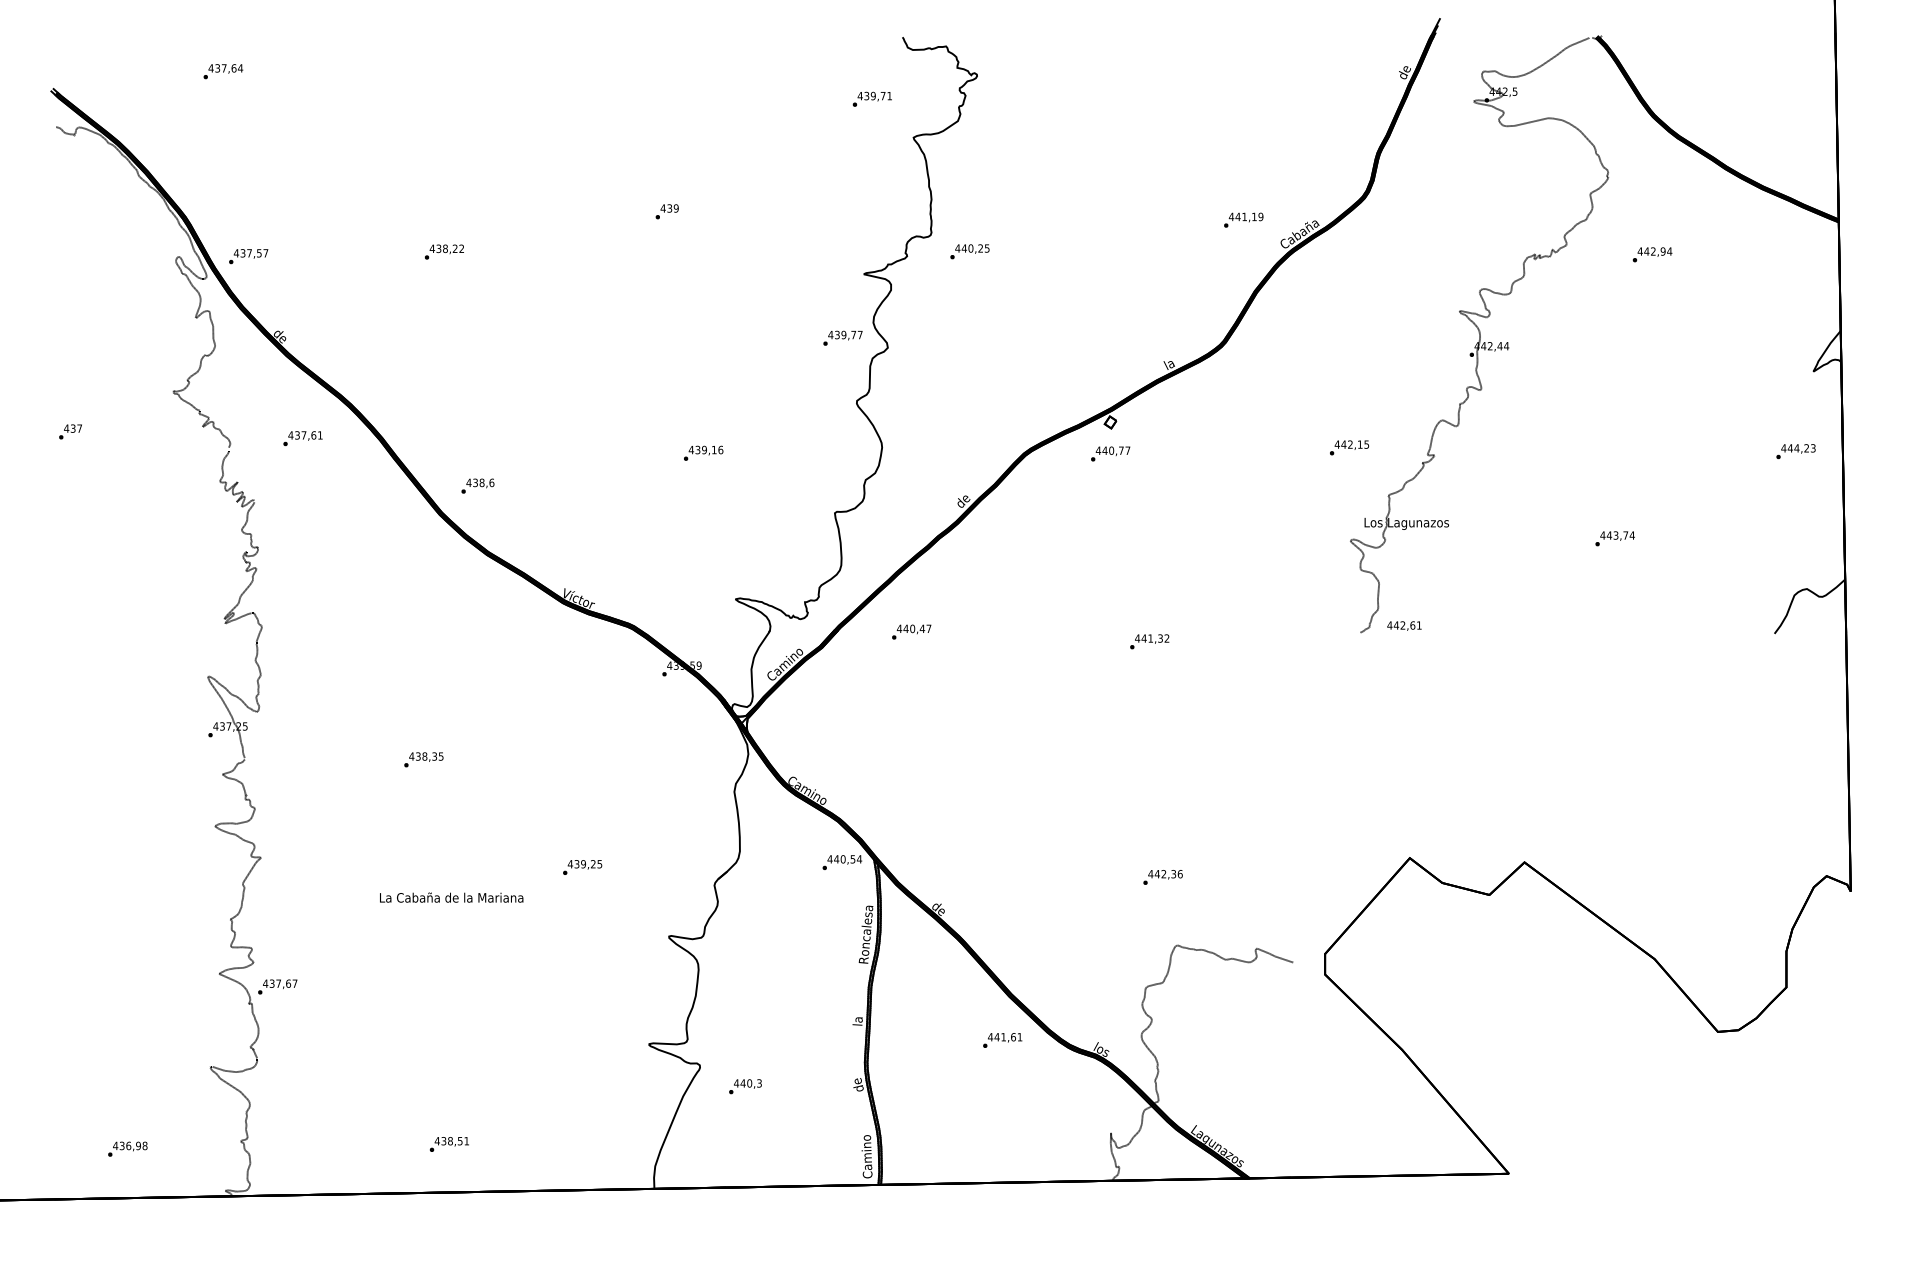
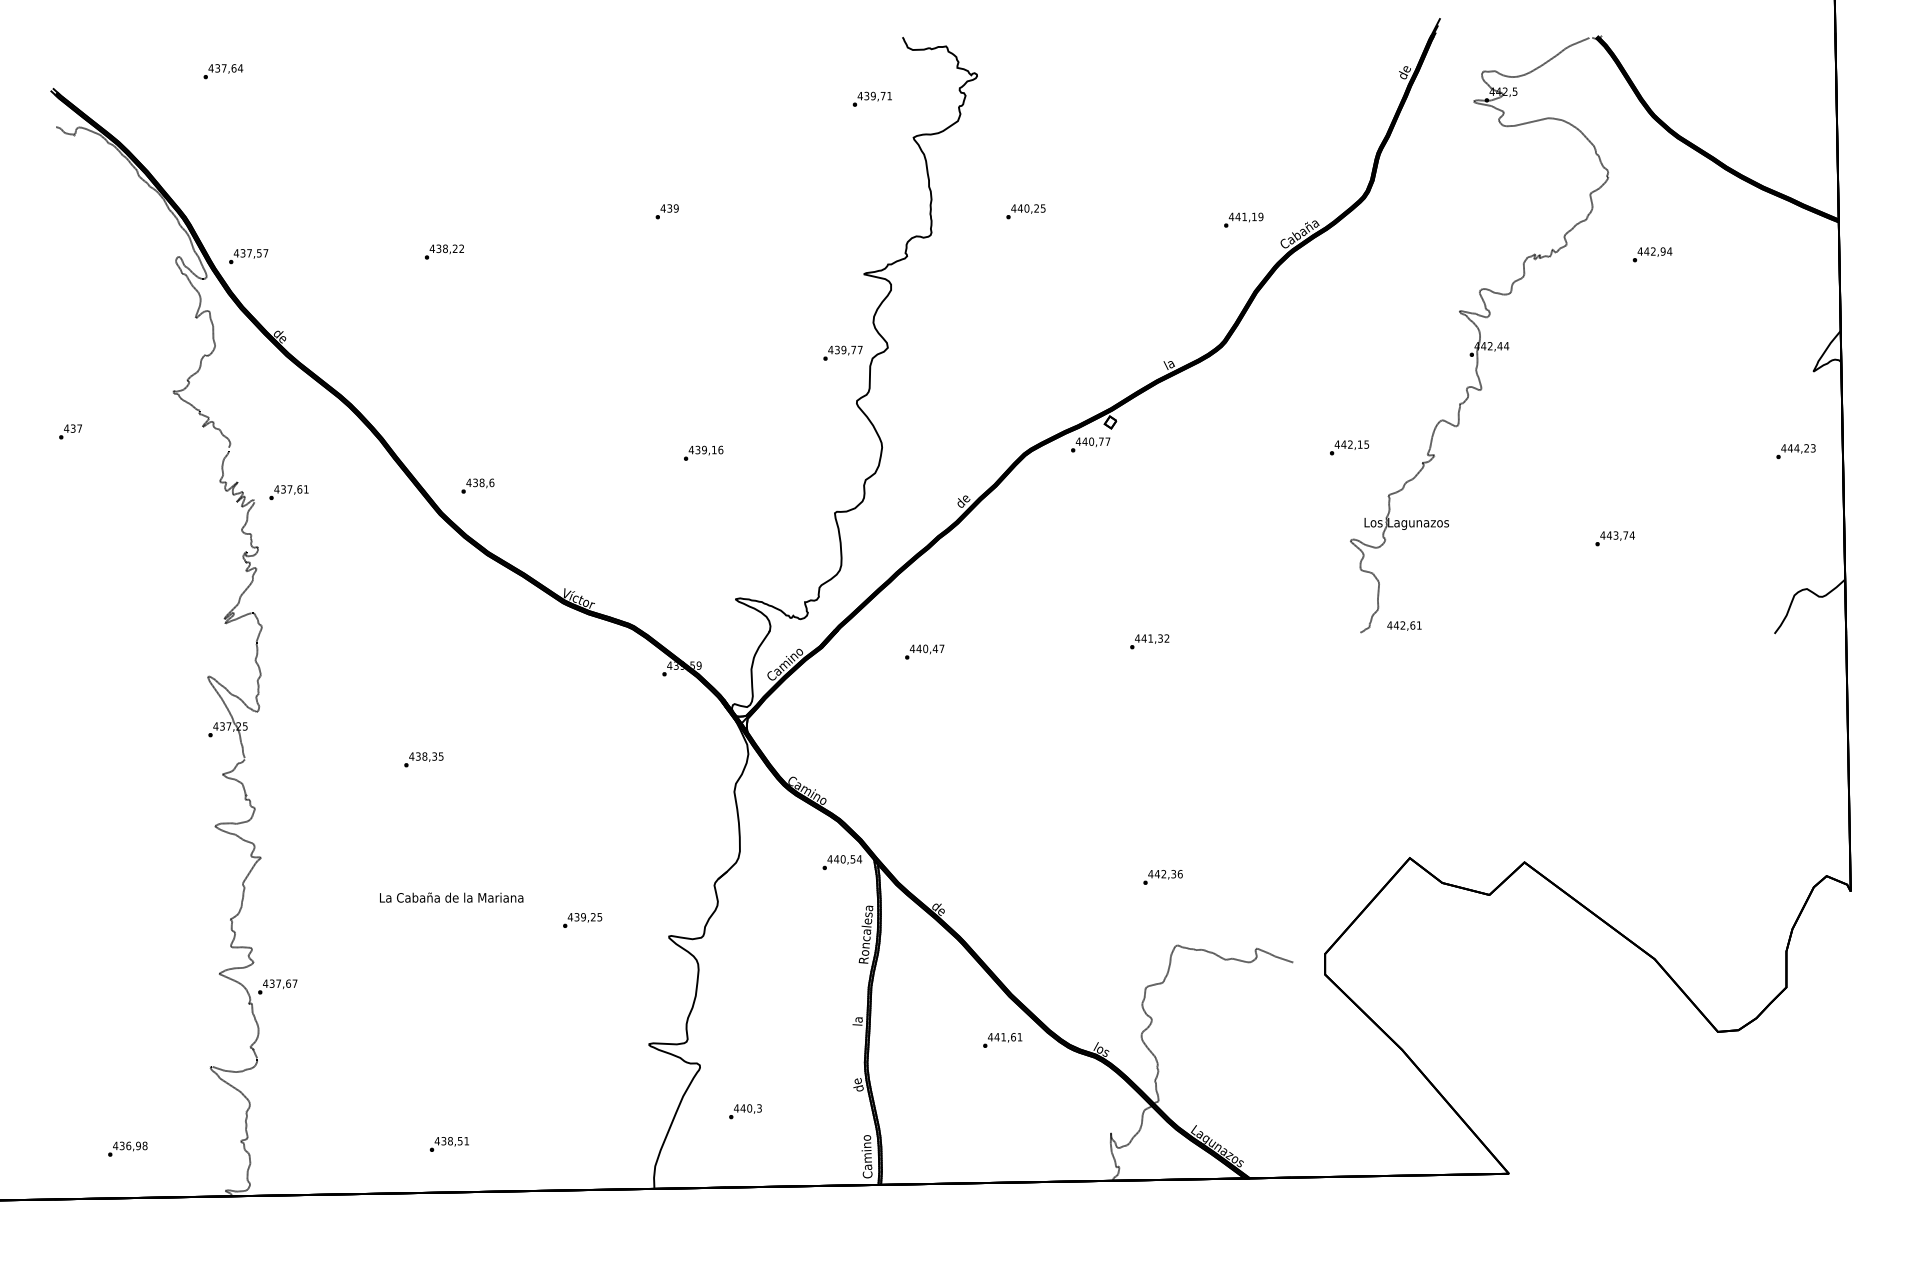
text position: (969, 251) -> (1025, 211) (1025, 211)
text position: (842, 337) -> (842, 352) (842, 352)
text position: (302, 438) -> (288, 492) (288, 492)
text position: (1110, 453) -> (1090, 444) (1090, 444)
text position: (911, 631) -> (924, 651) (924, 651)
text position: (582, 867) -> (582, 920) (582, 920)
text position: (745, 1086) -> (745, 1111) (745, 1111)
